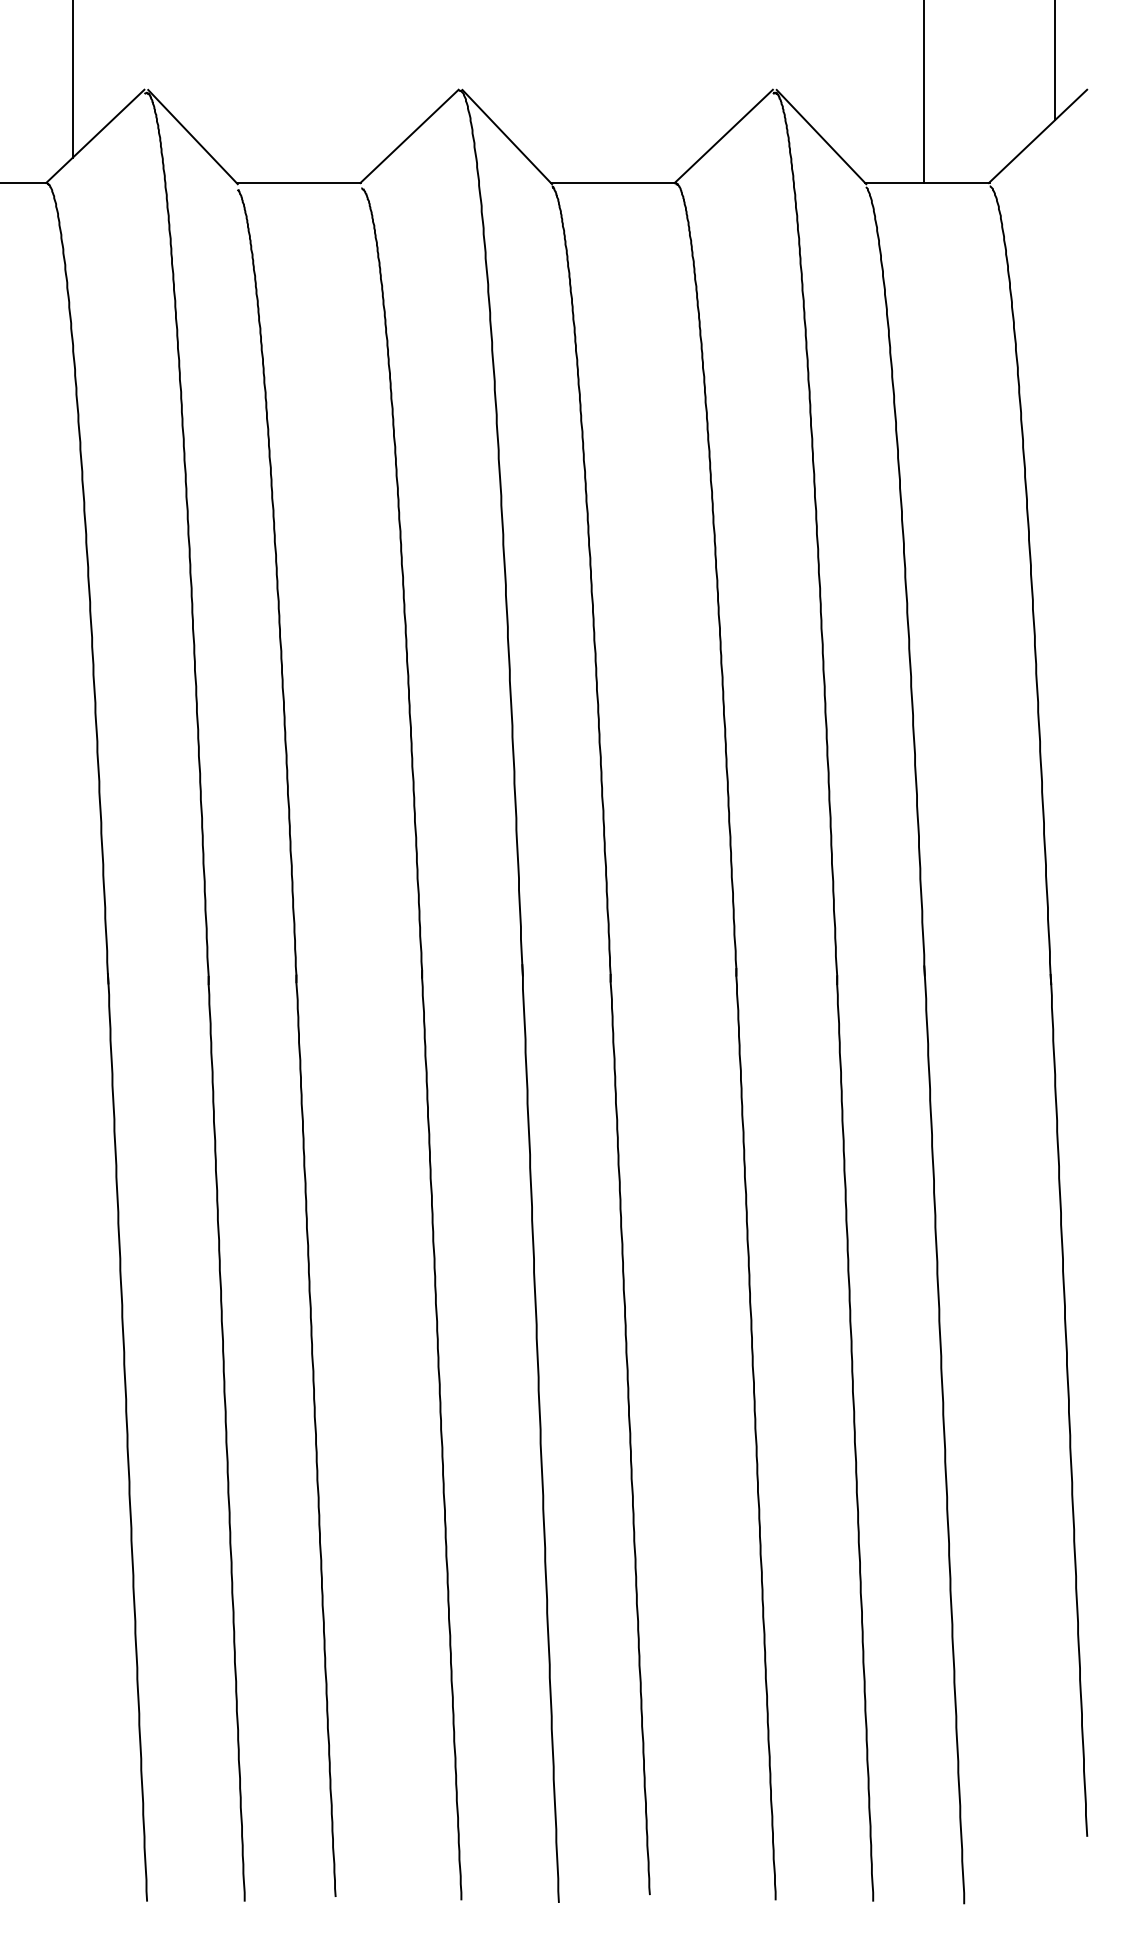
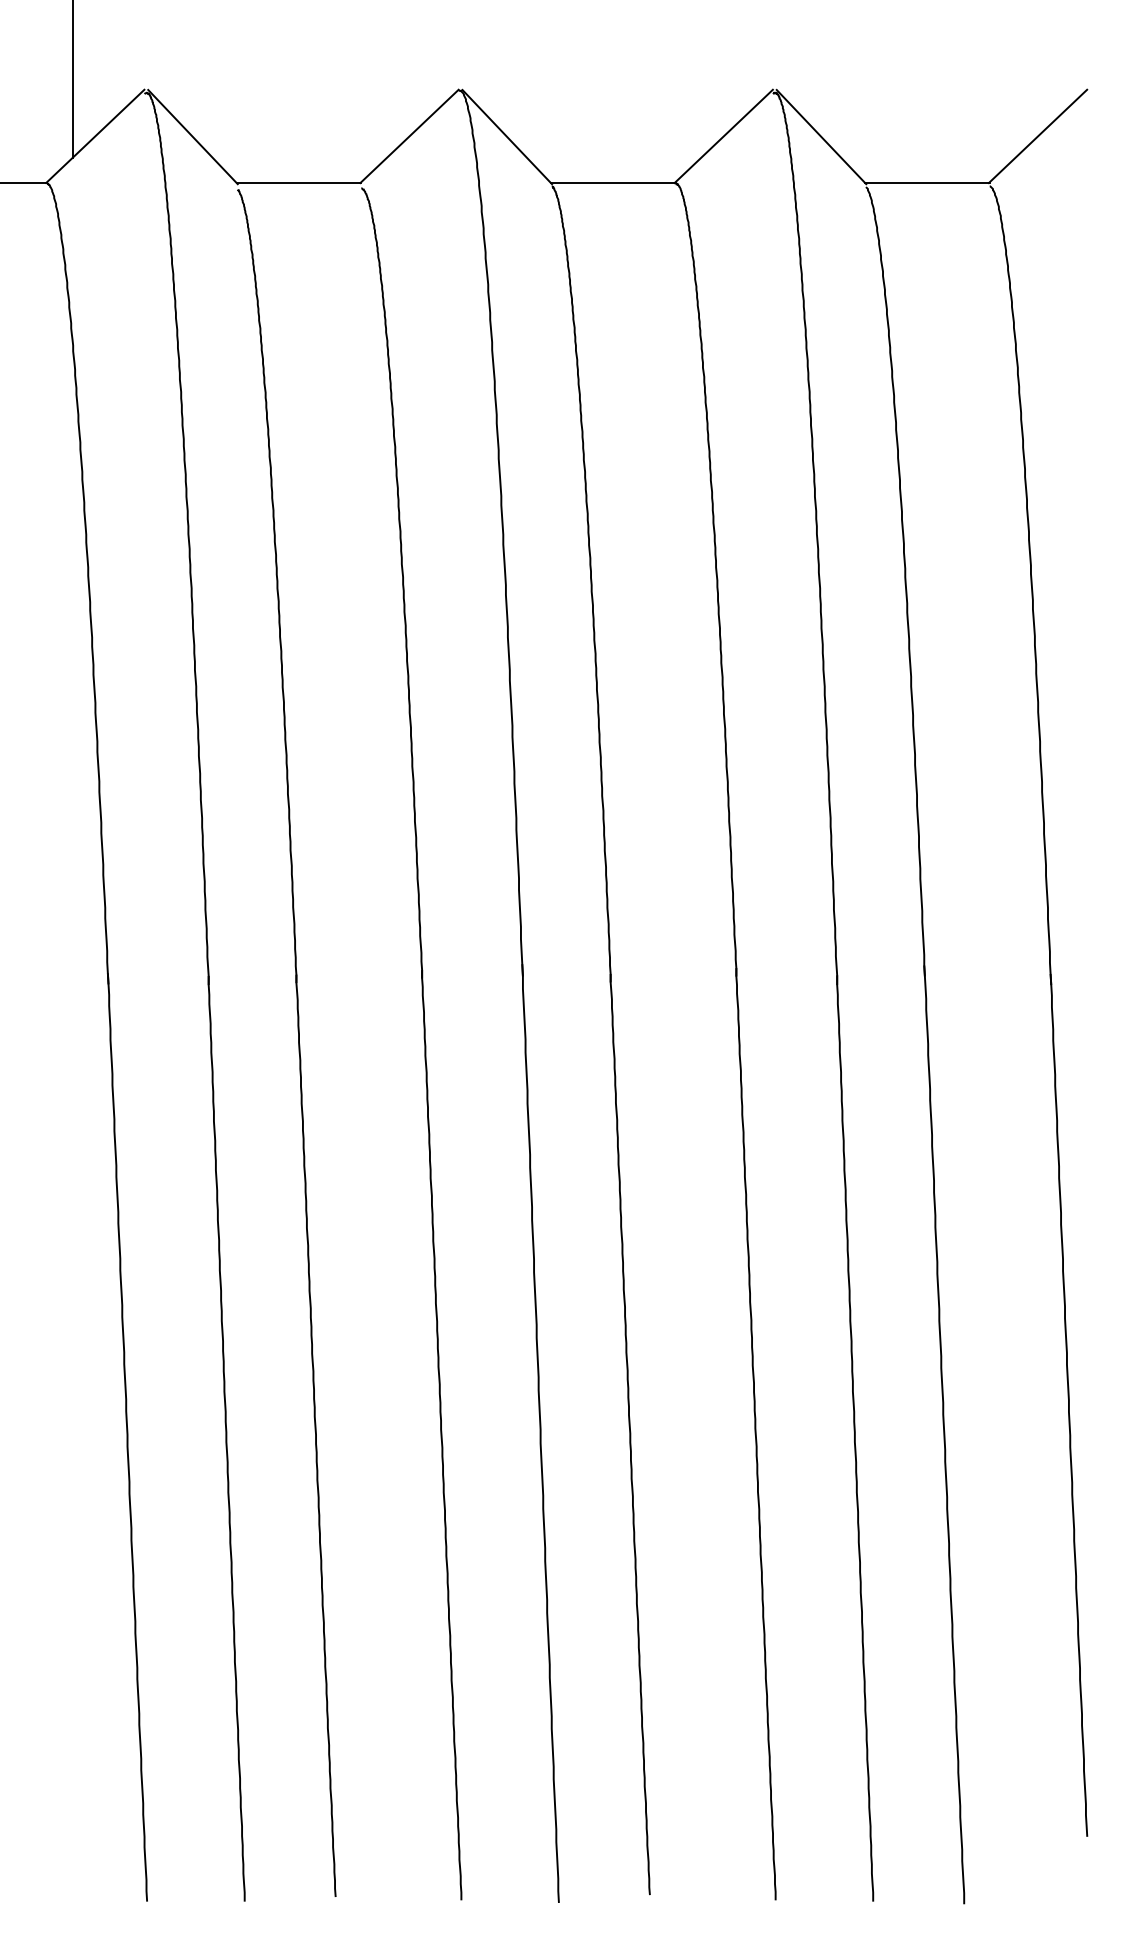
line: present -> none (1055, 61)
line: present -> none (924, 92)
